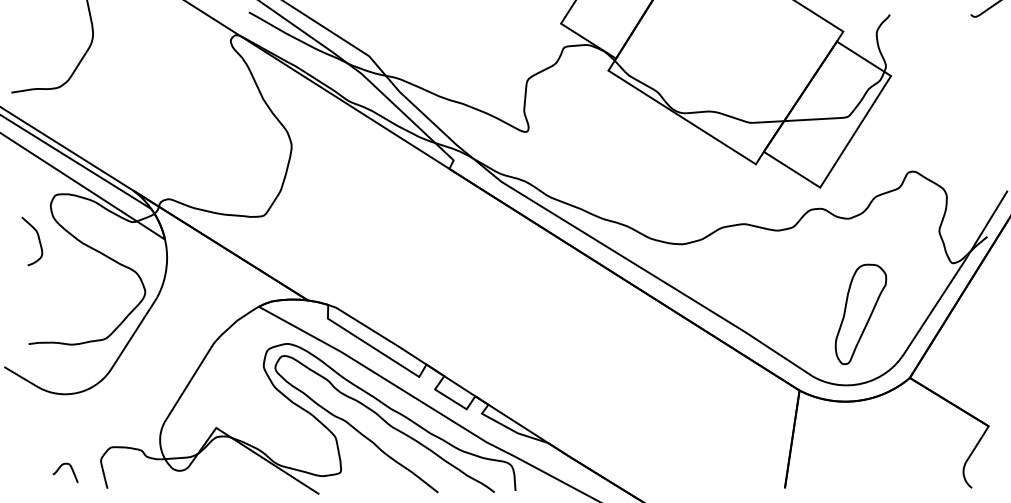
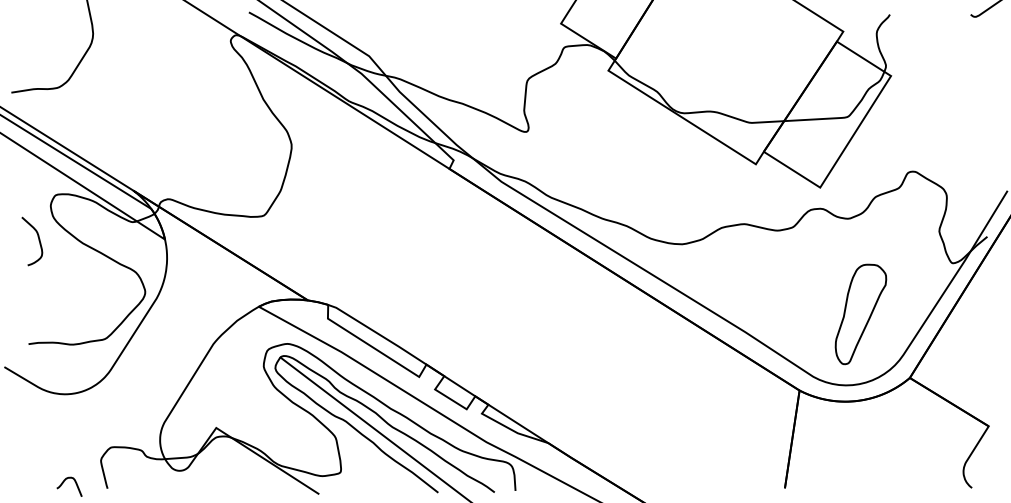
line: none -> present (373, 428)
curve position: (71, 470) -> (75, 484) (75, 484)
